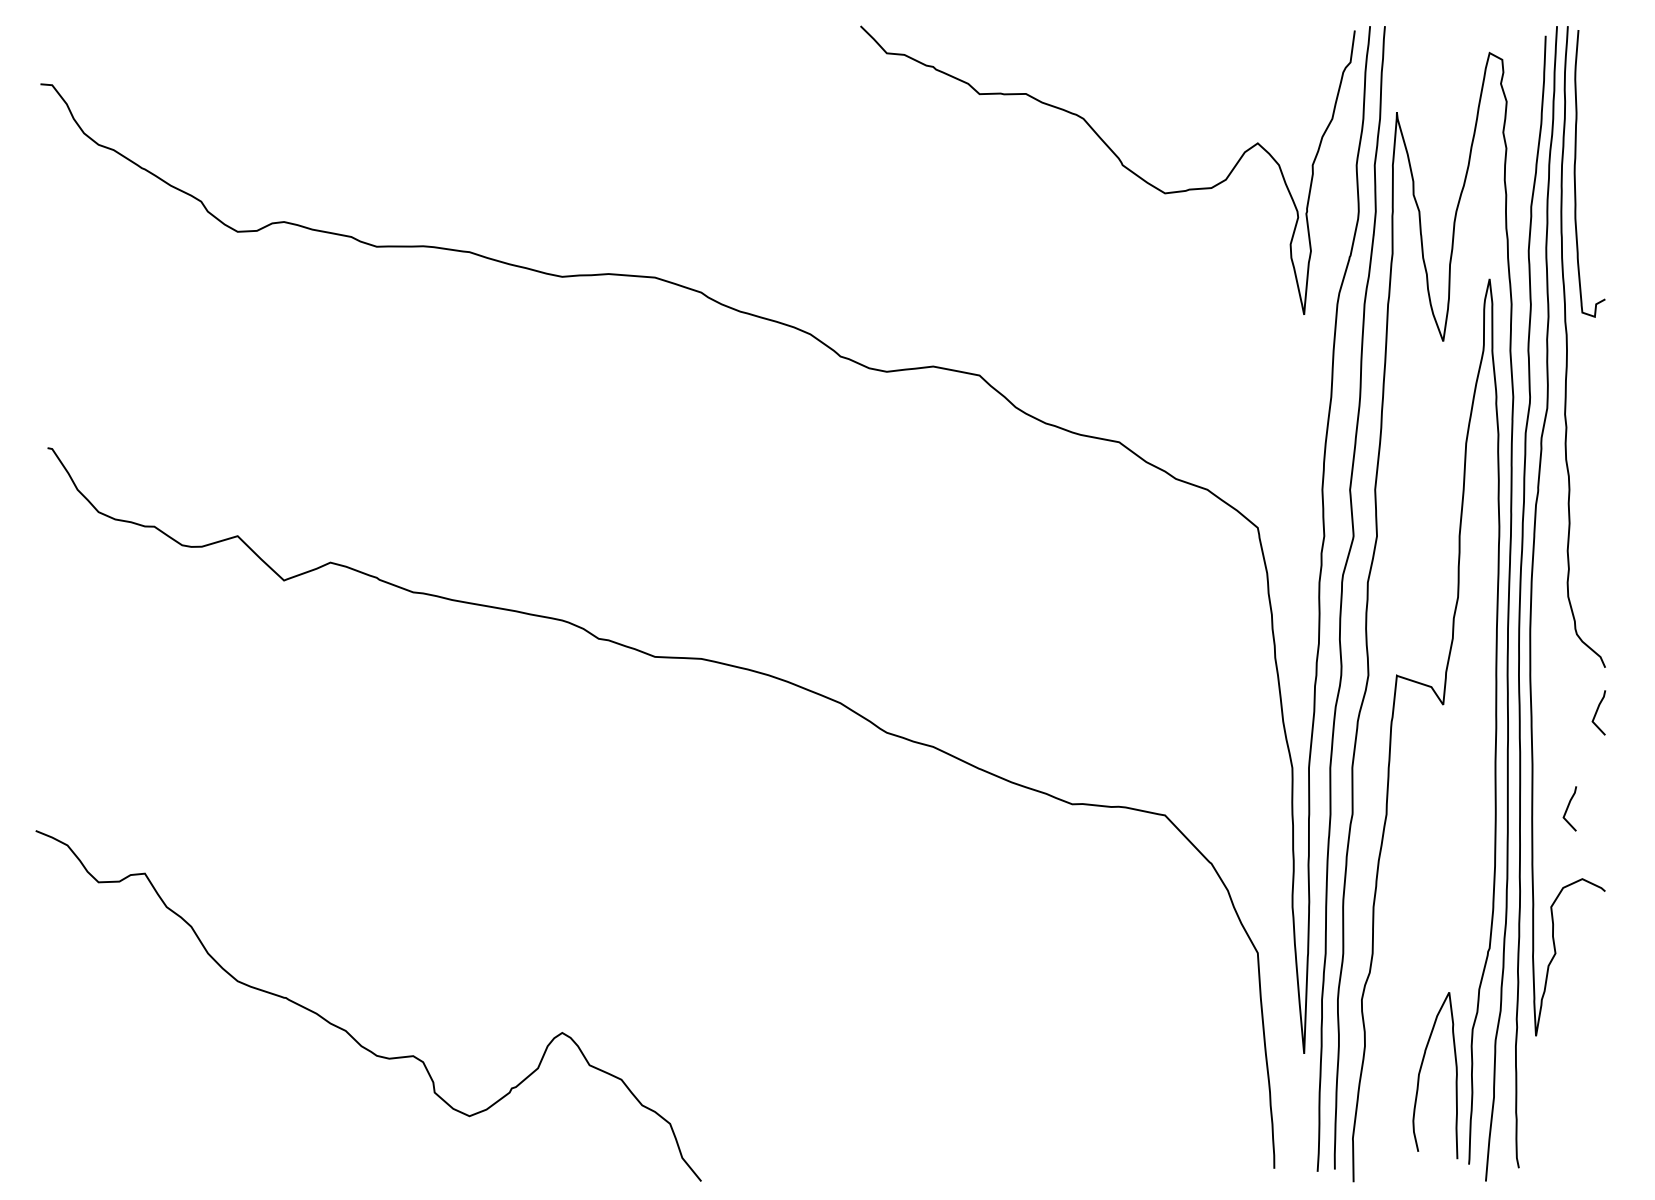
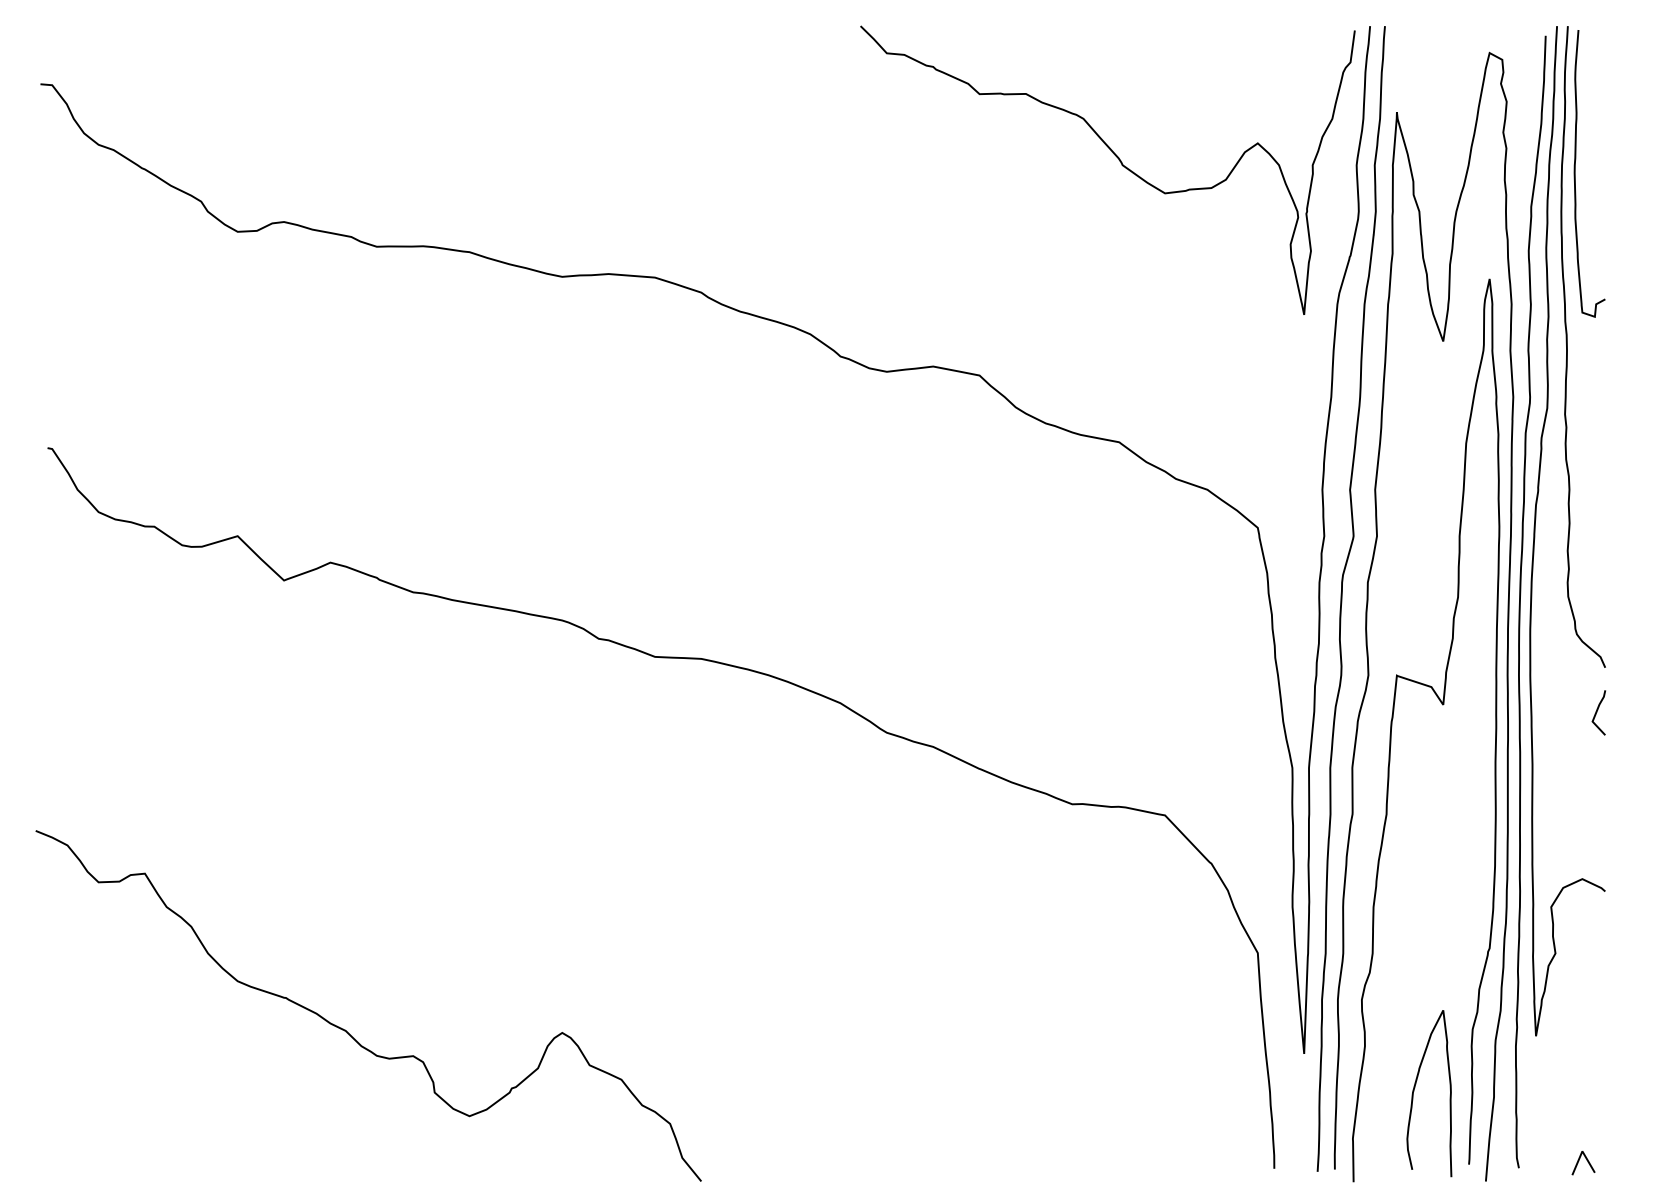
line: present -> none (1568, 808)
curve position: (1420, 1073) -> (1414, 1091) (1414, 1091)
line: none -> present (1587, 1162)
